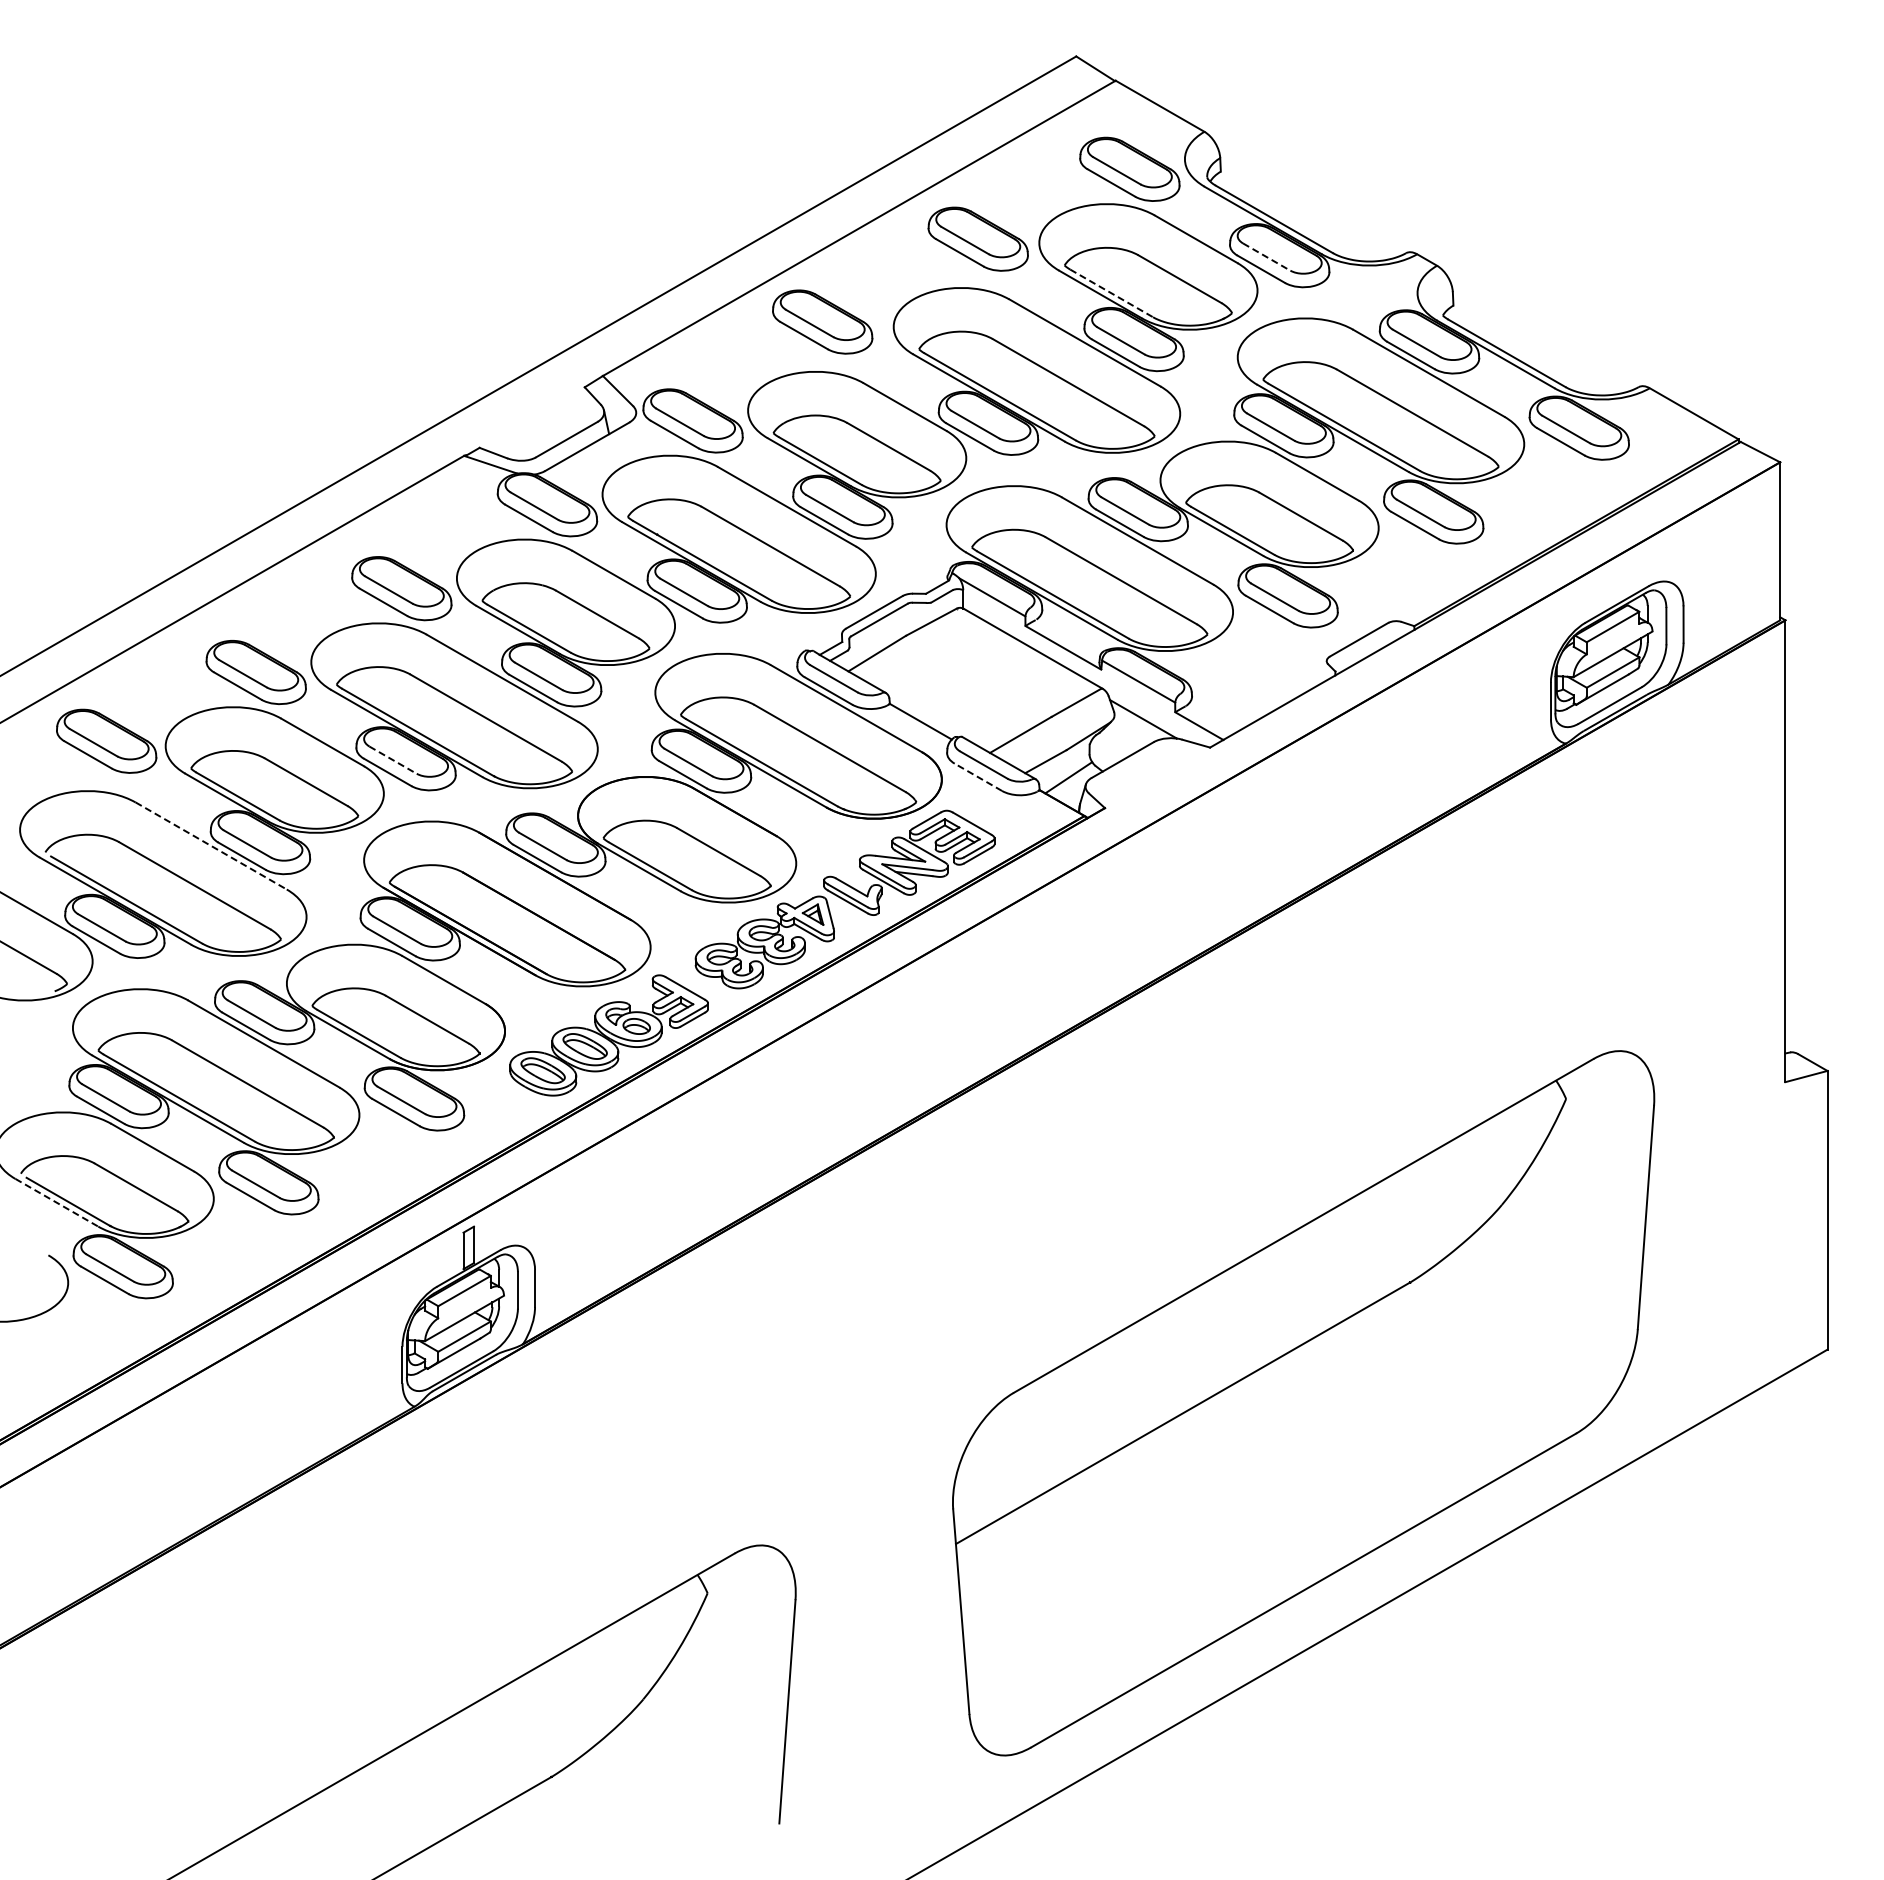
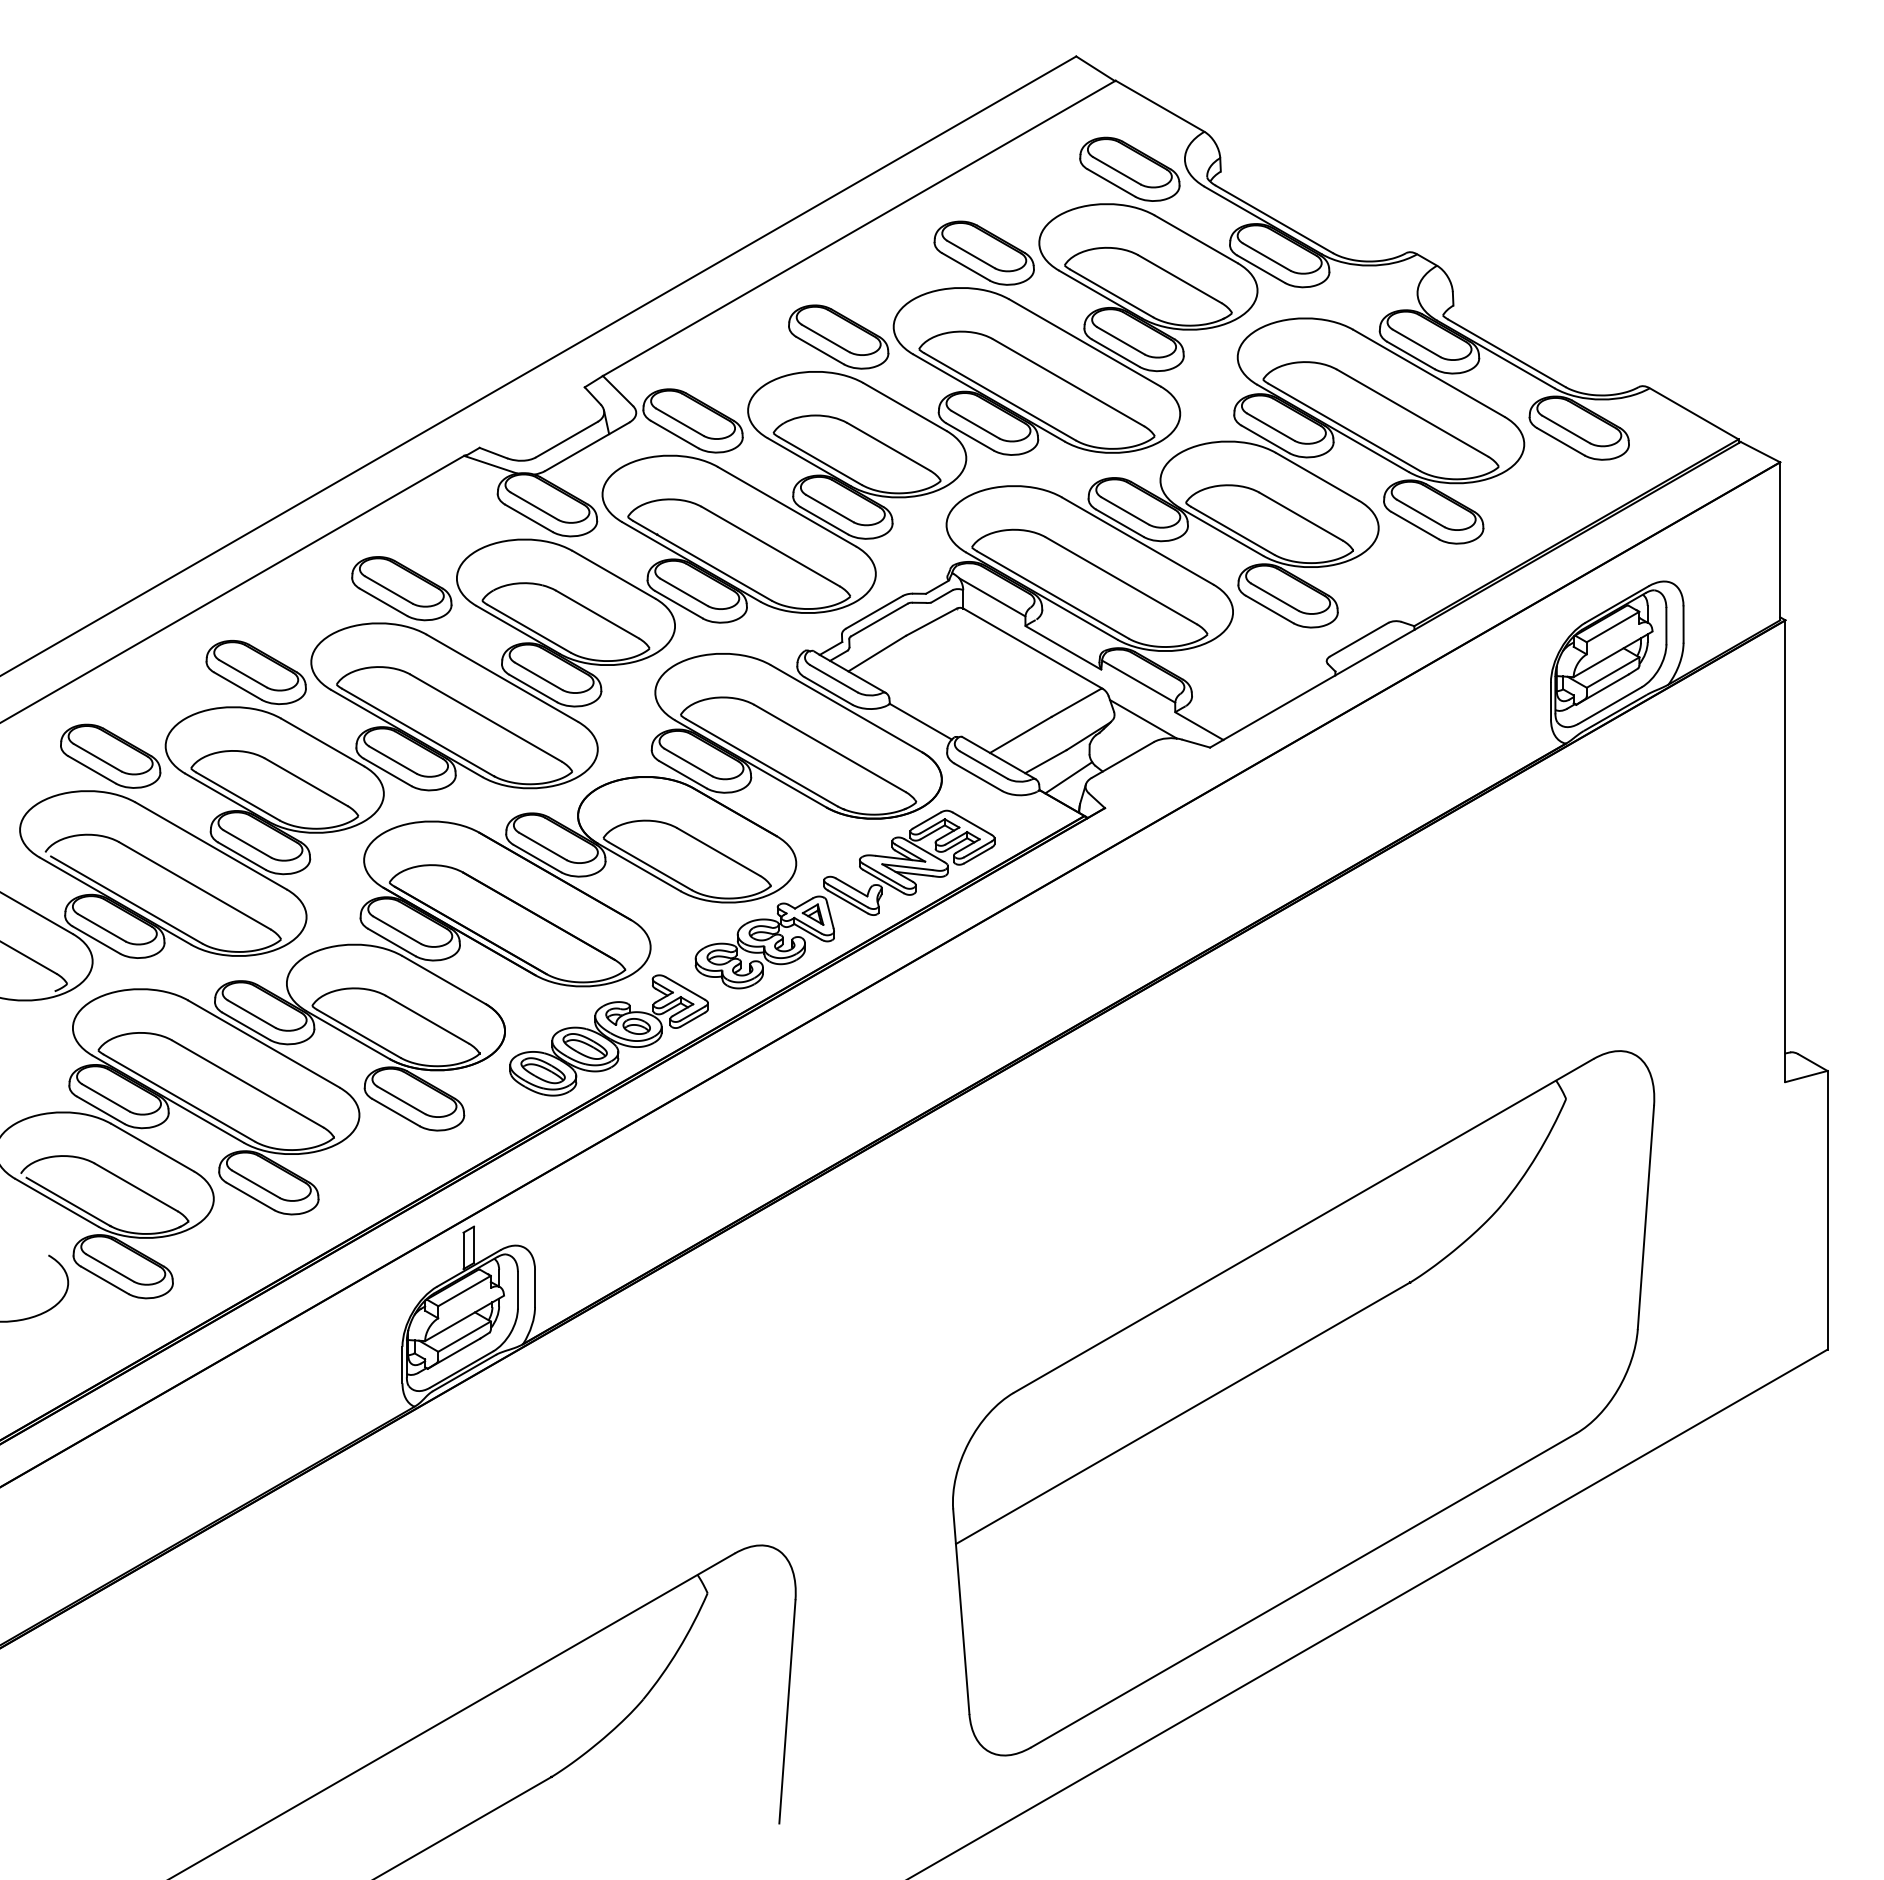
part position: (977, 238) -> (983, 252) (983, 252)
line: dashed -> solid (1267, 257)
line: dashed -> solid (1111, 293)
part position: (822, 321) -> (838, 336) (838, 336)
part position: (106, 740) -> (110, 755) (110, 755)
line: dashed -> solid (393, 760)
line: dashed -> solid (977, 777)
line: dashed -> solid (211, 846)
line: dashed -> solid (56, 1202)
